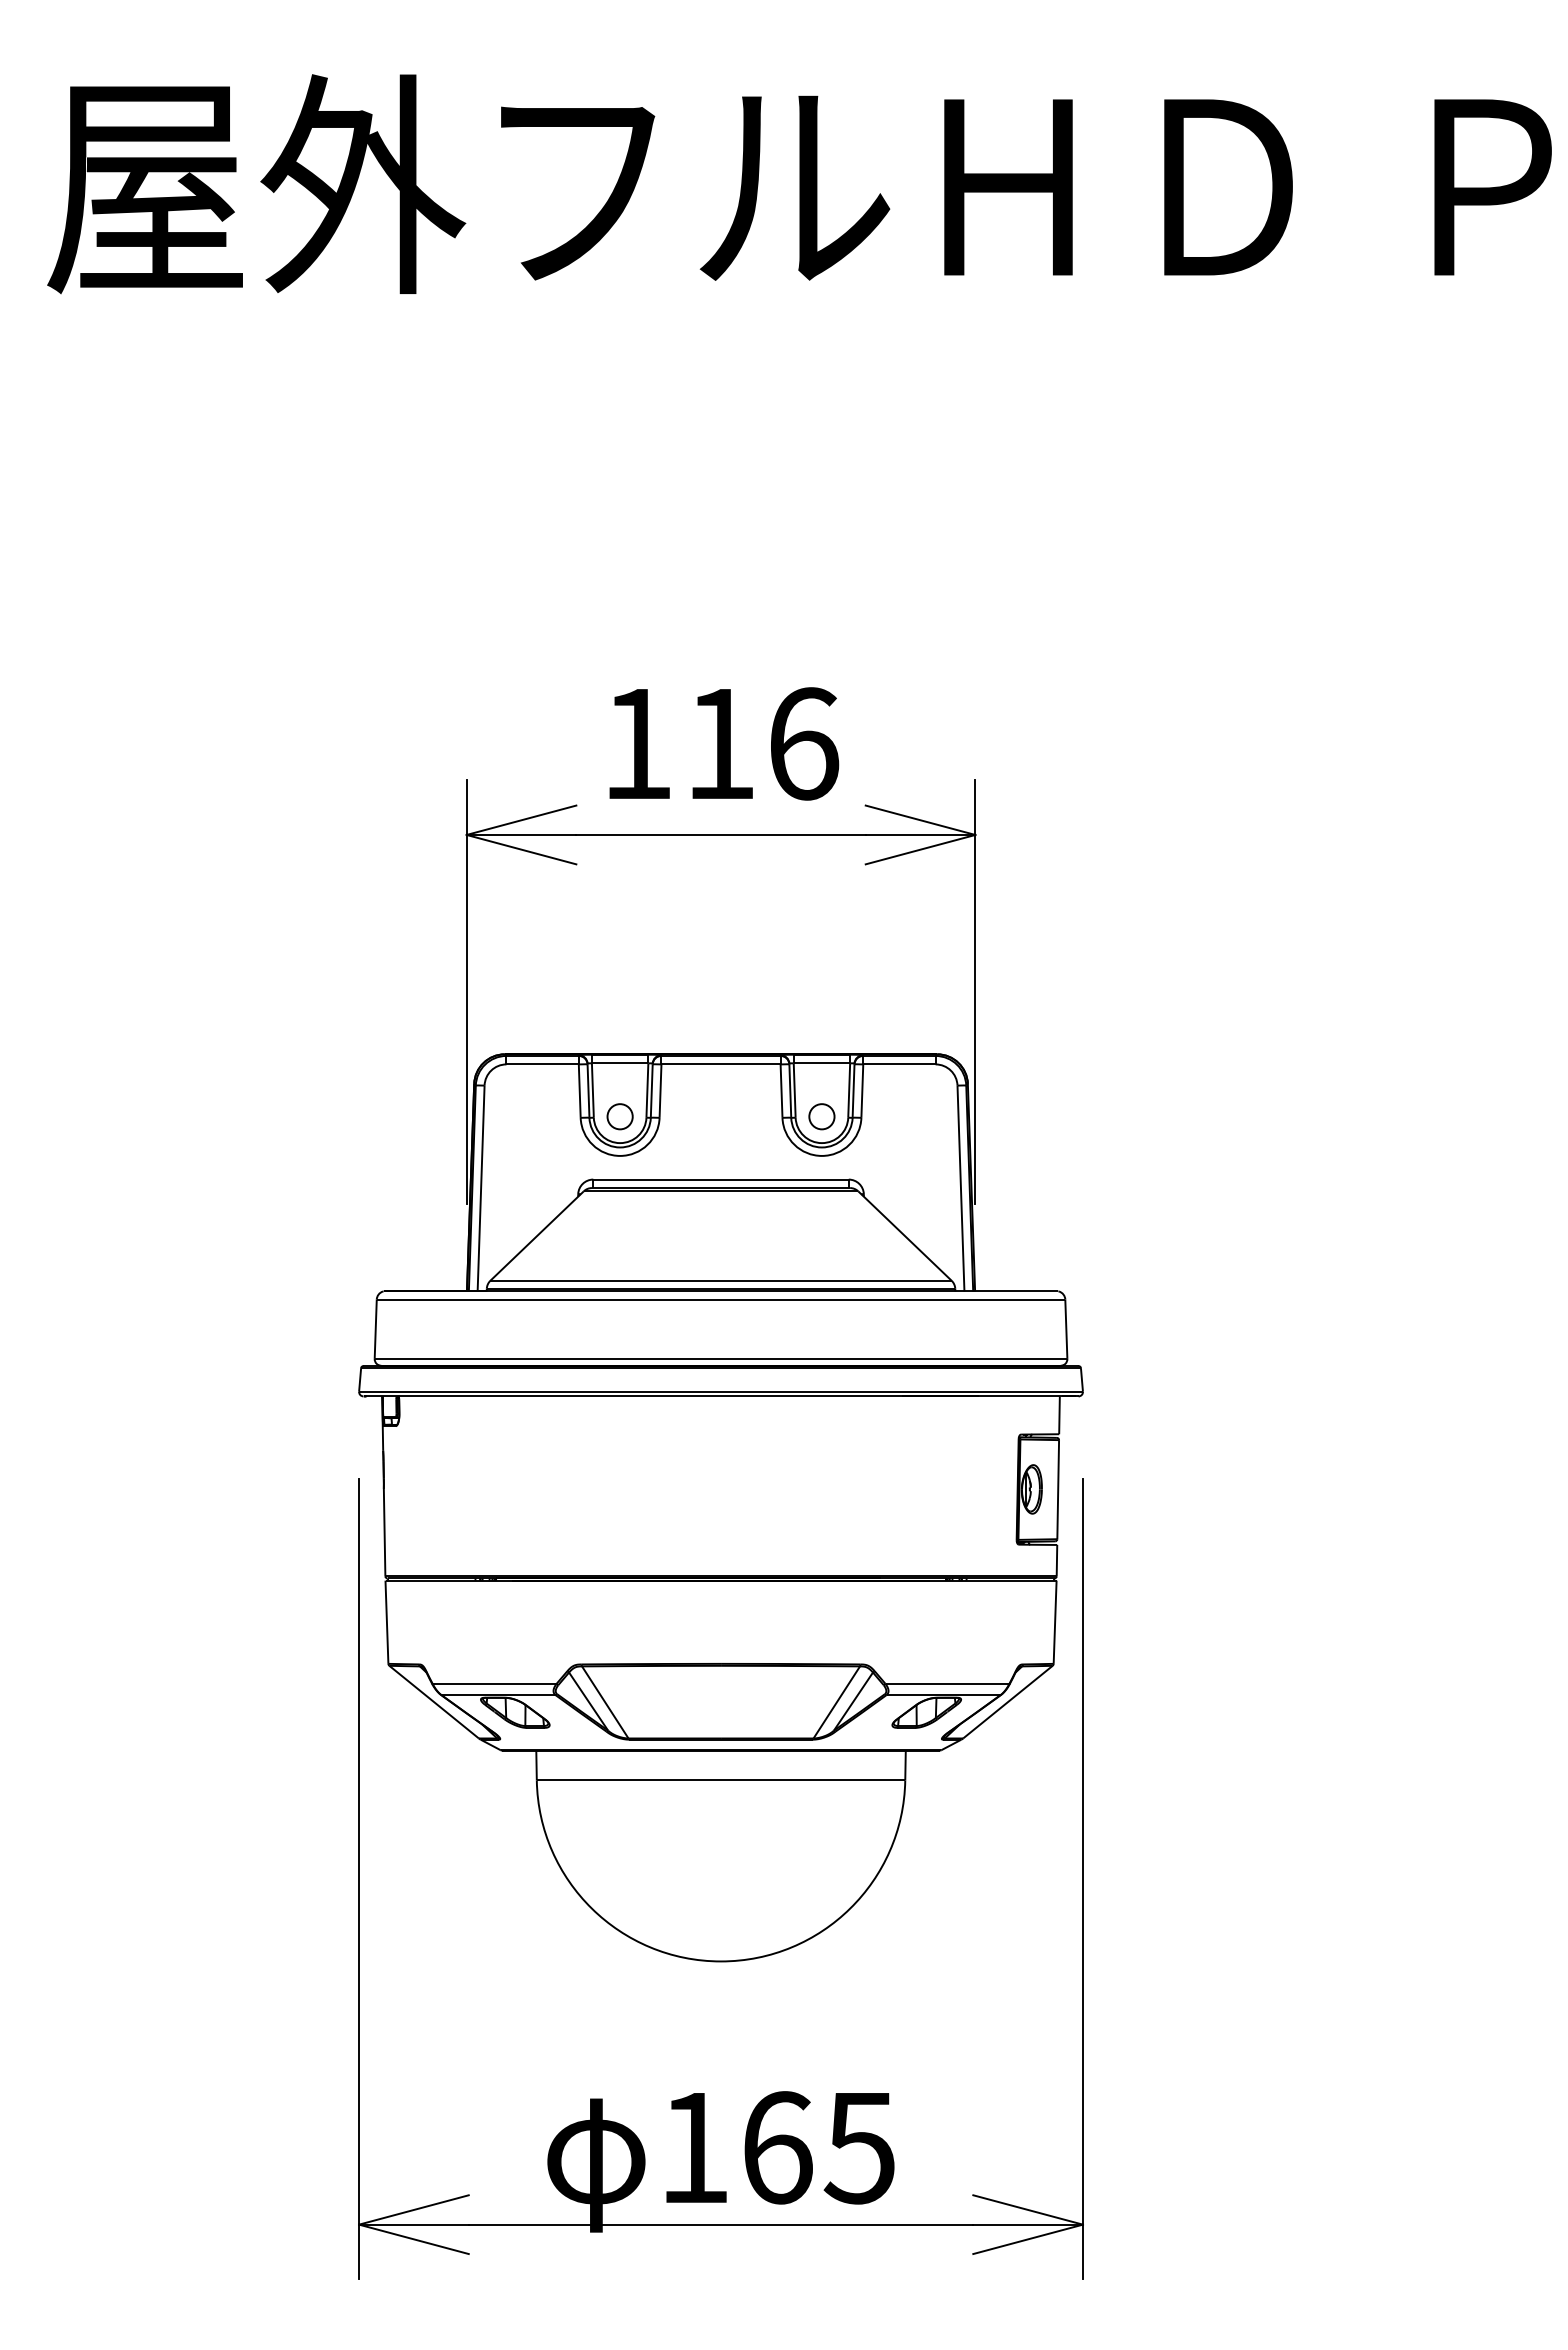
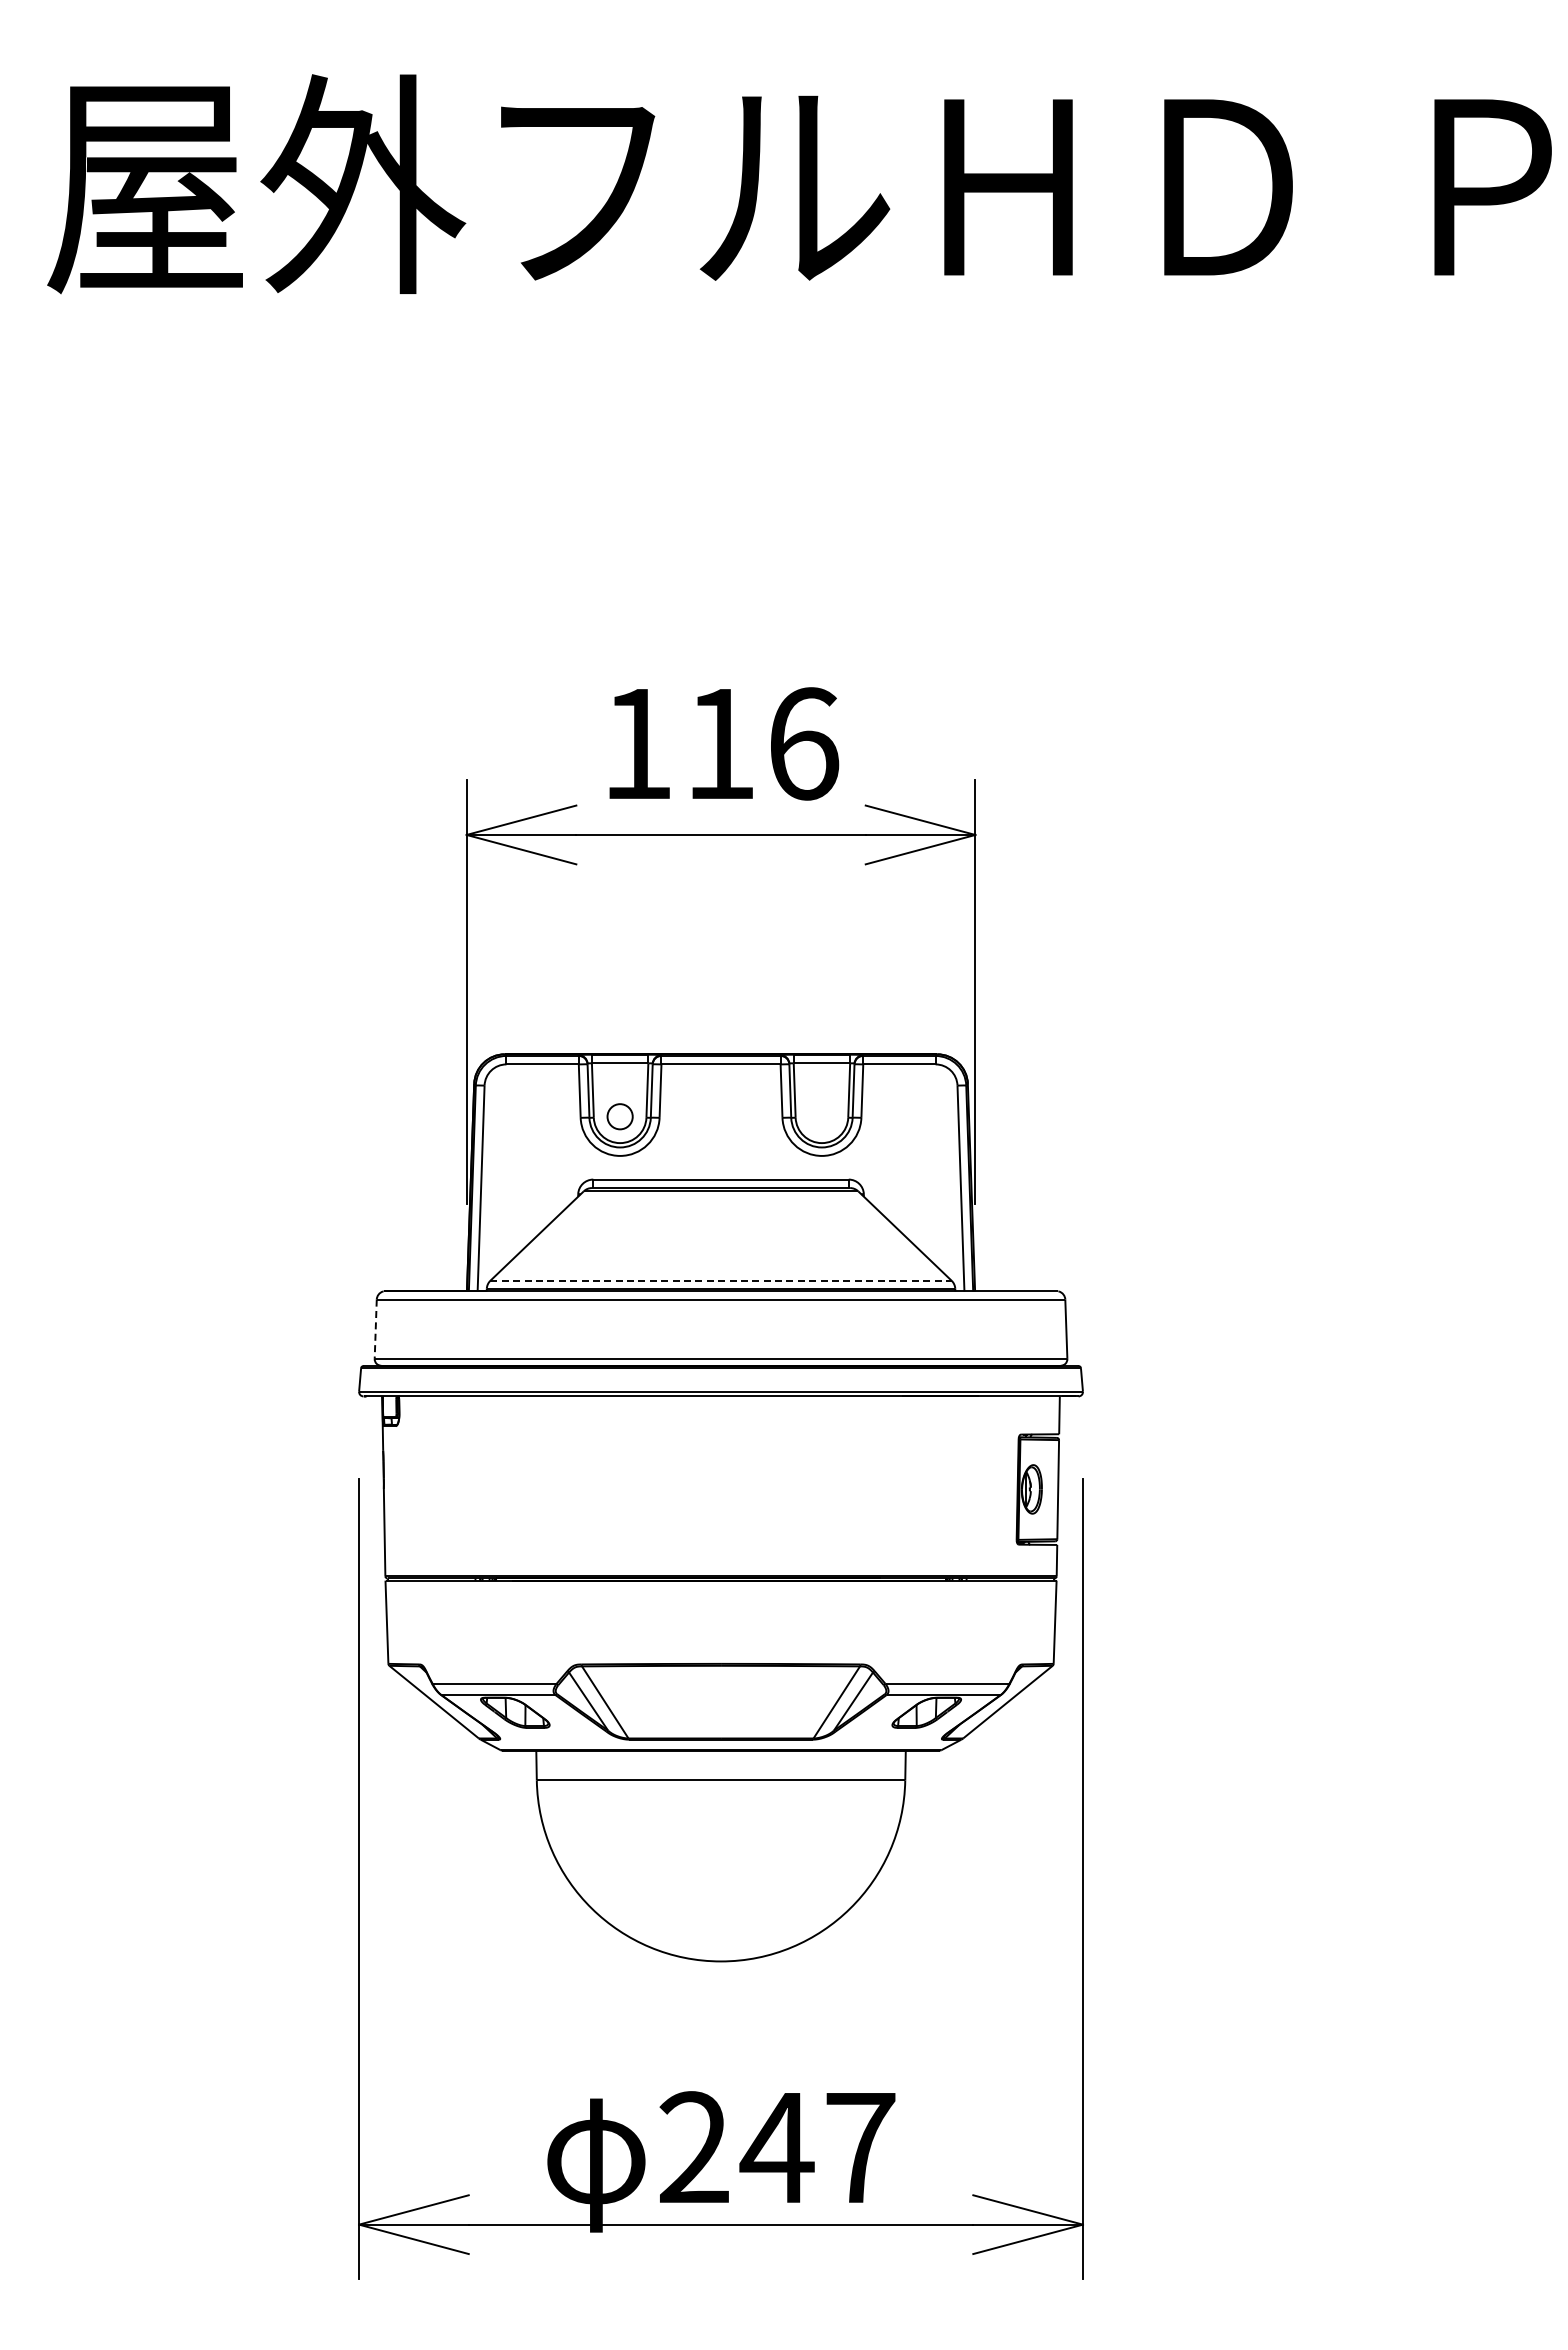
circle: present -> none (821, 1116)
line: solid -> dashed (721, 1280)
line: solid -> dashed (375, 1329)
text: 165 -> 247 (777, 2147)
